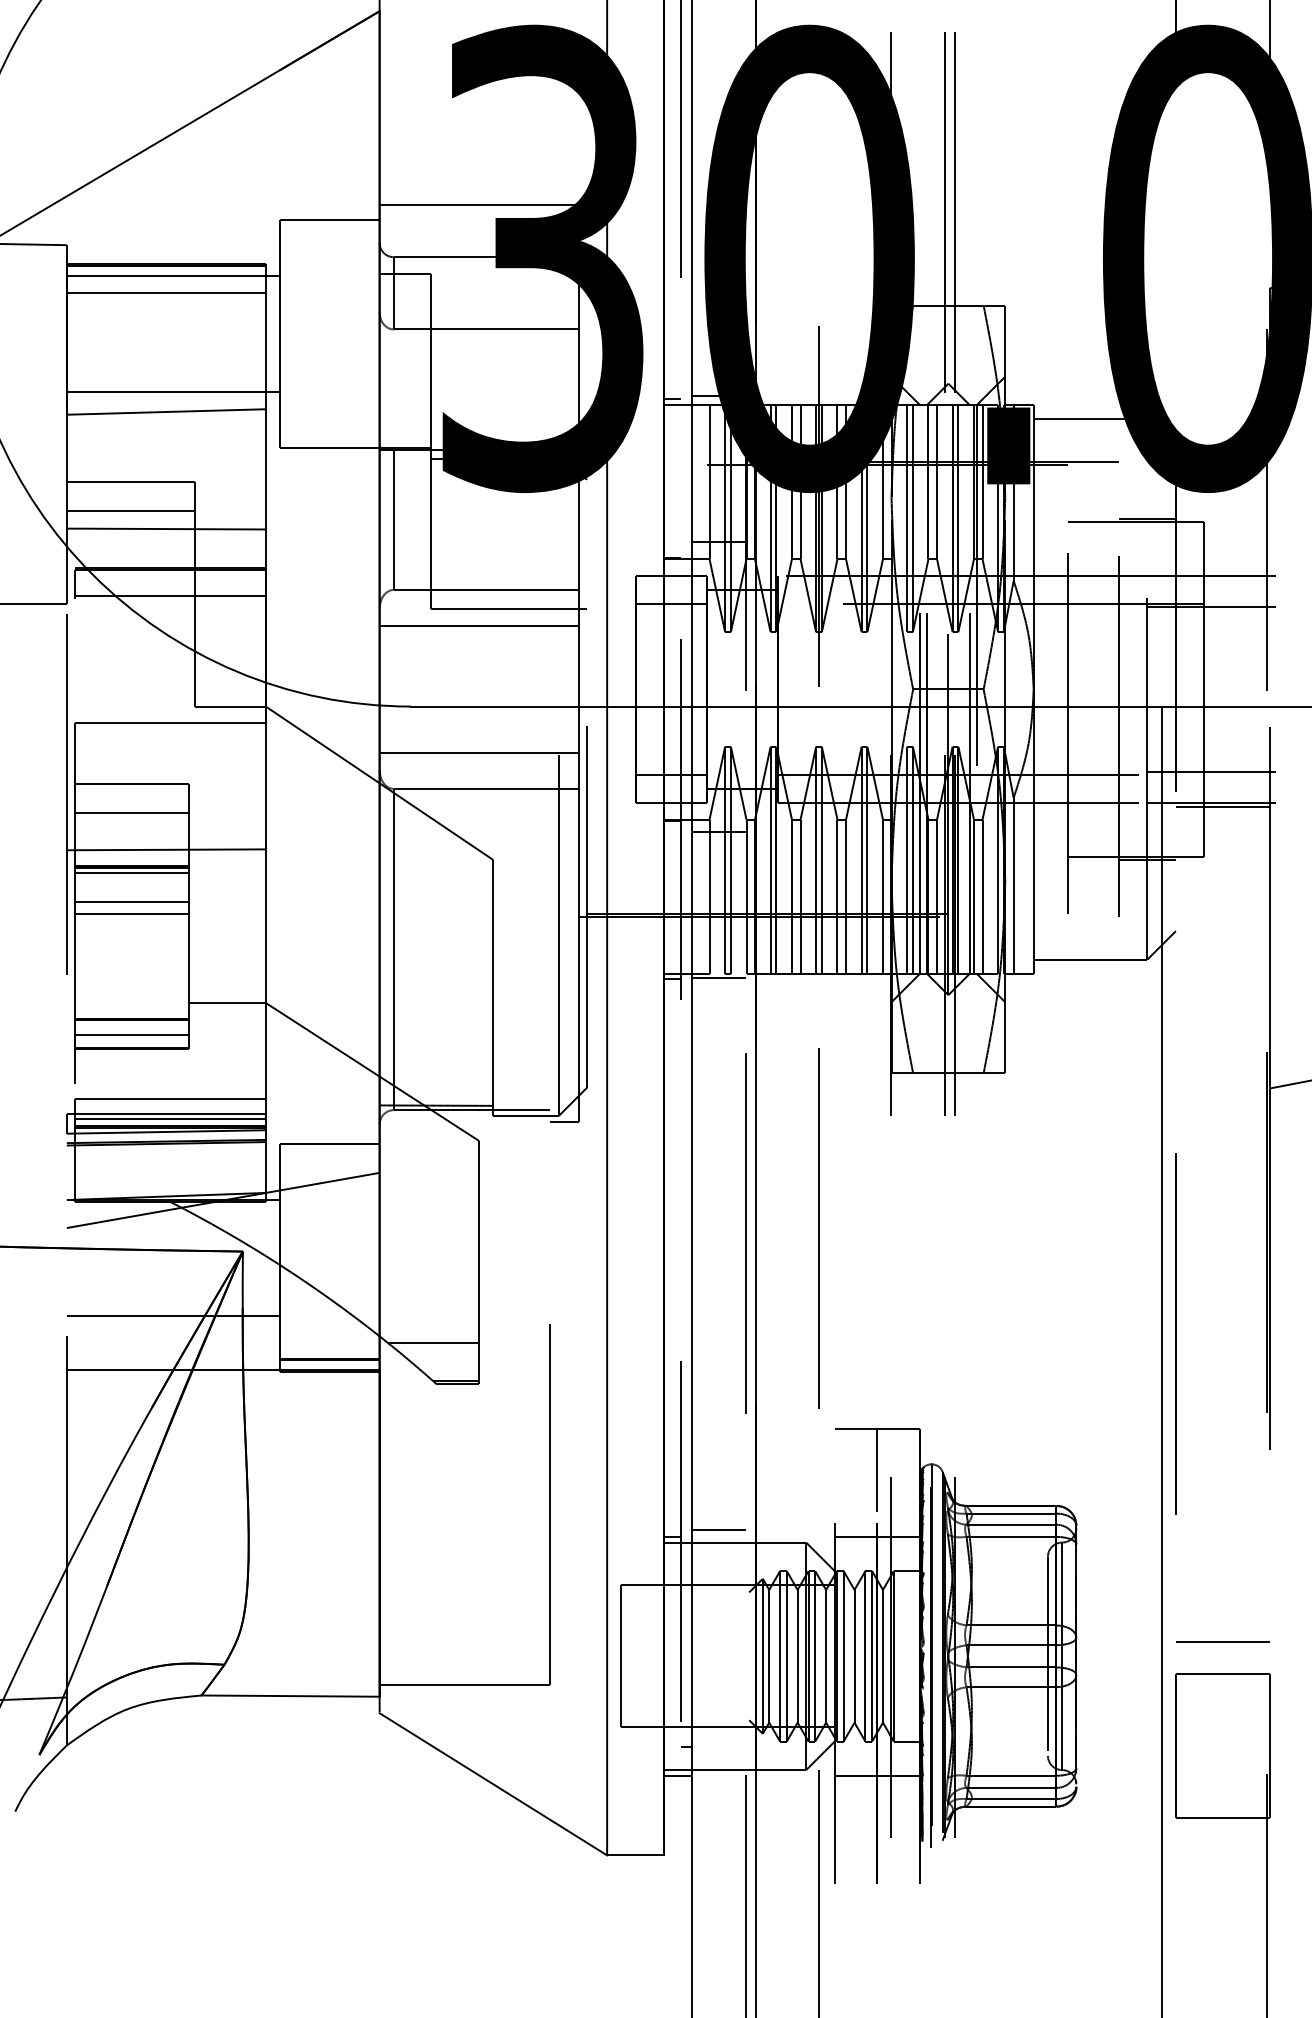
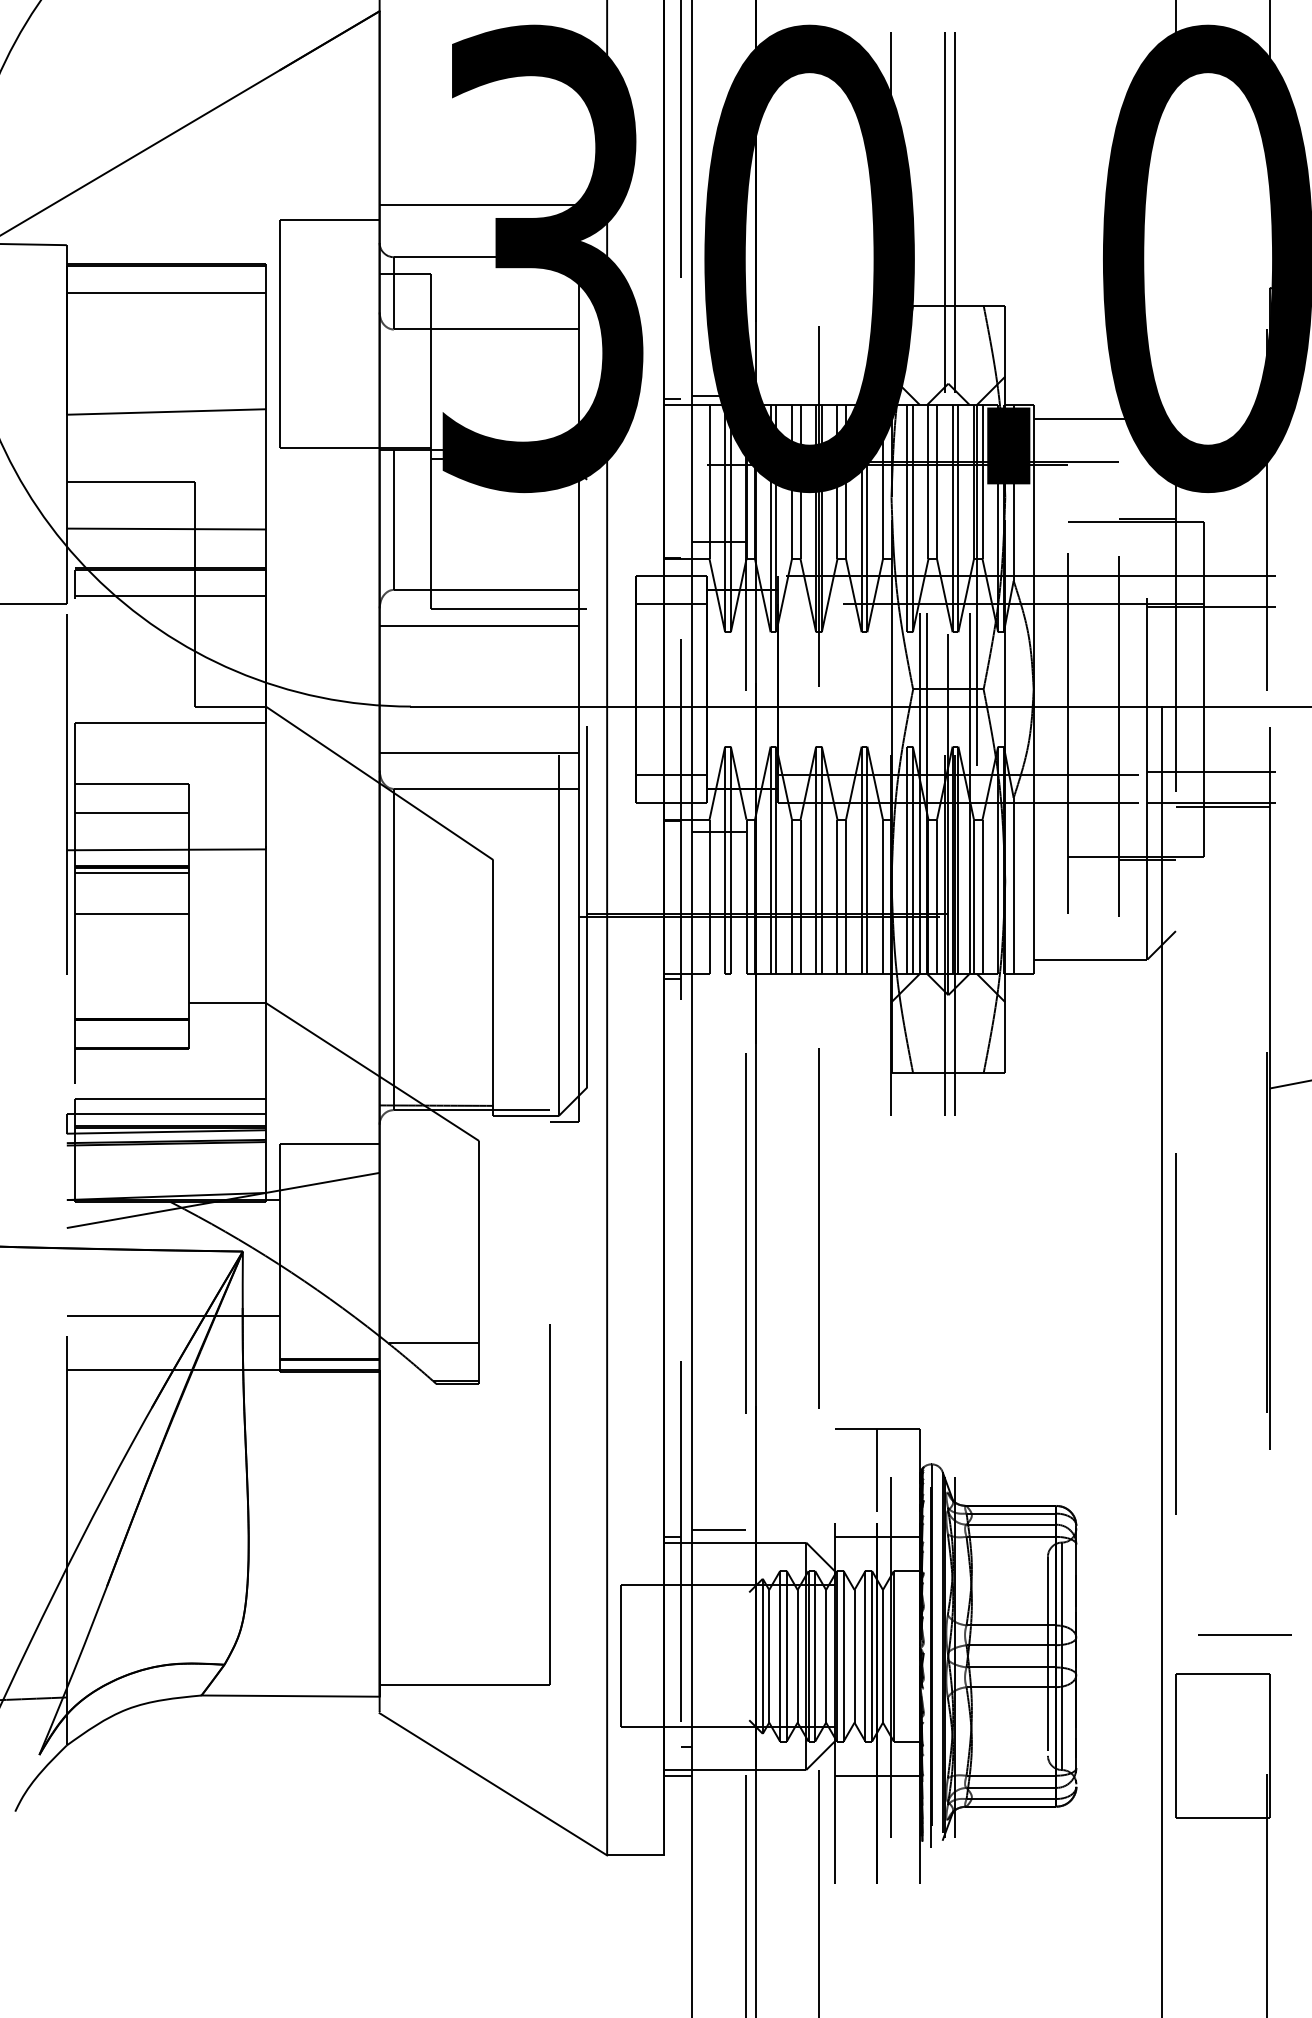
line: present -> none (173, 275)
line: present -> none (173, 392)
line: present -> none (130, 510)
line: present -> none (132, 901)
line: present -> none (719, 978)
line: present -> none (132, 1034)
line: present -> none (170, 1119)
line position: (1222, 1641) -> (1244, 1634) (1244, 1634)
